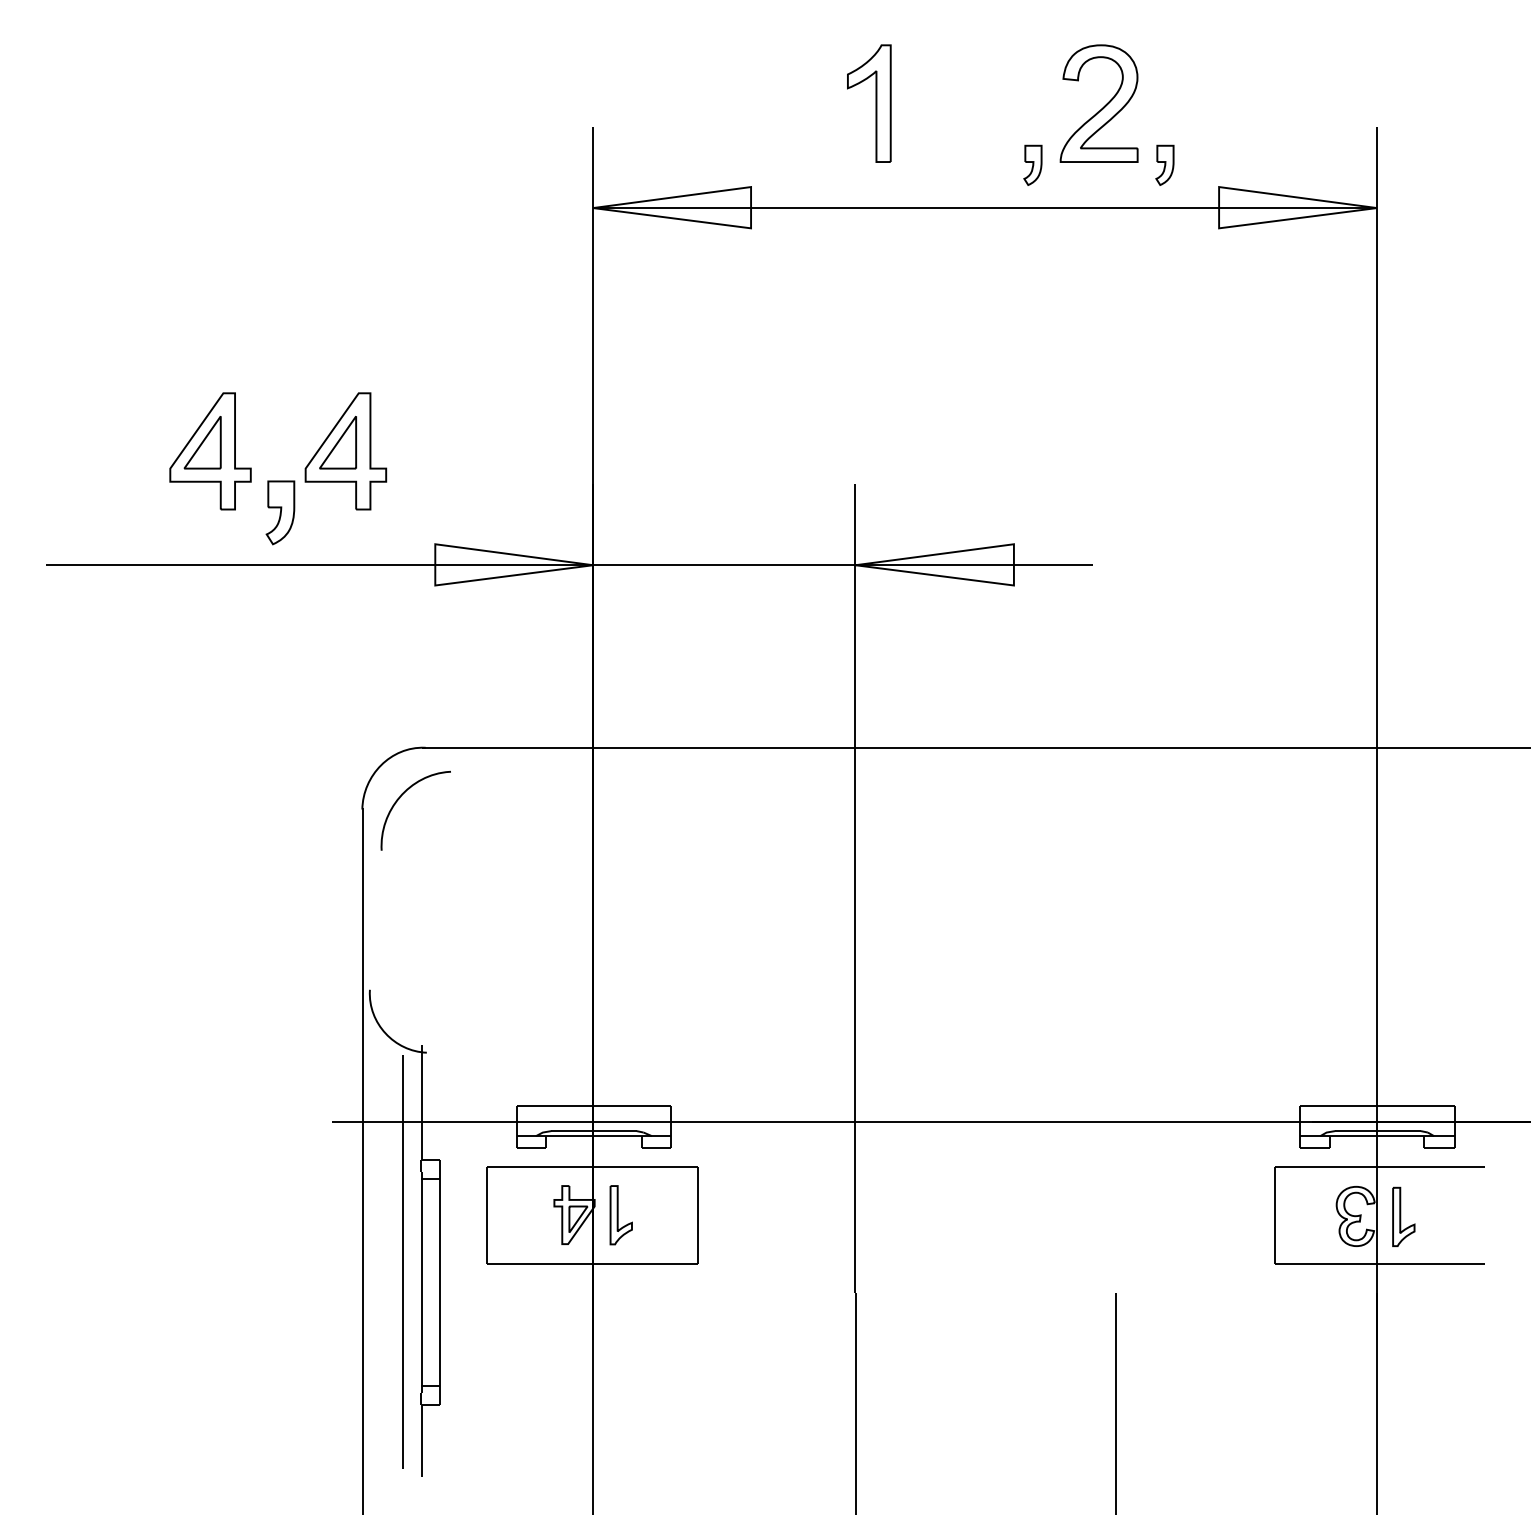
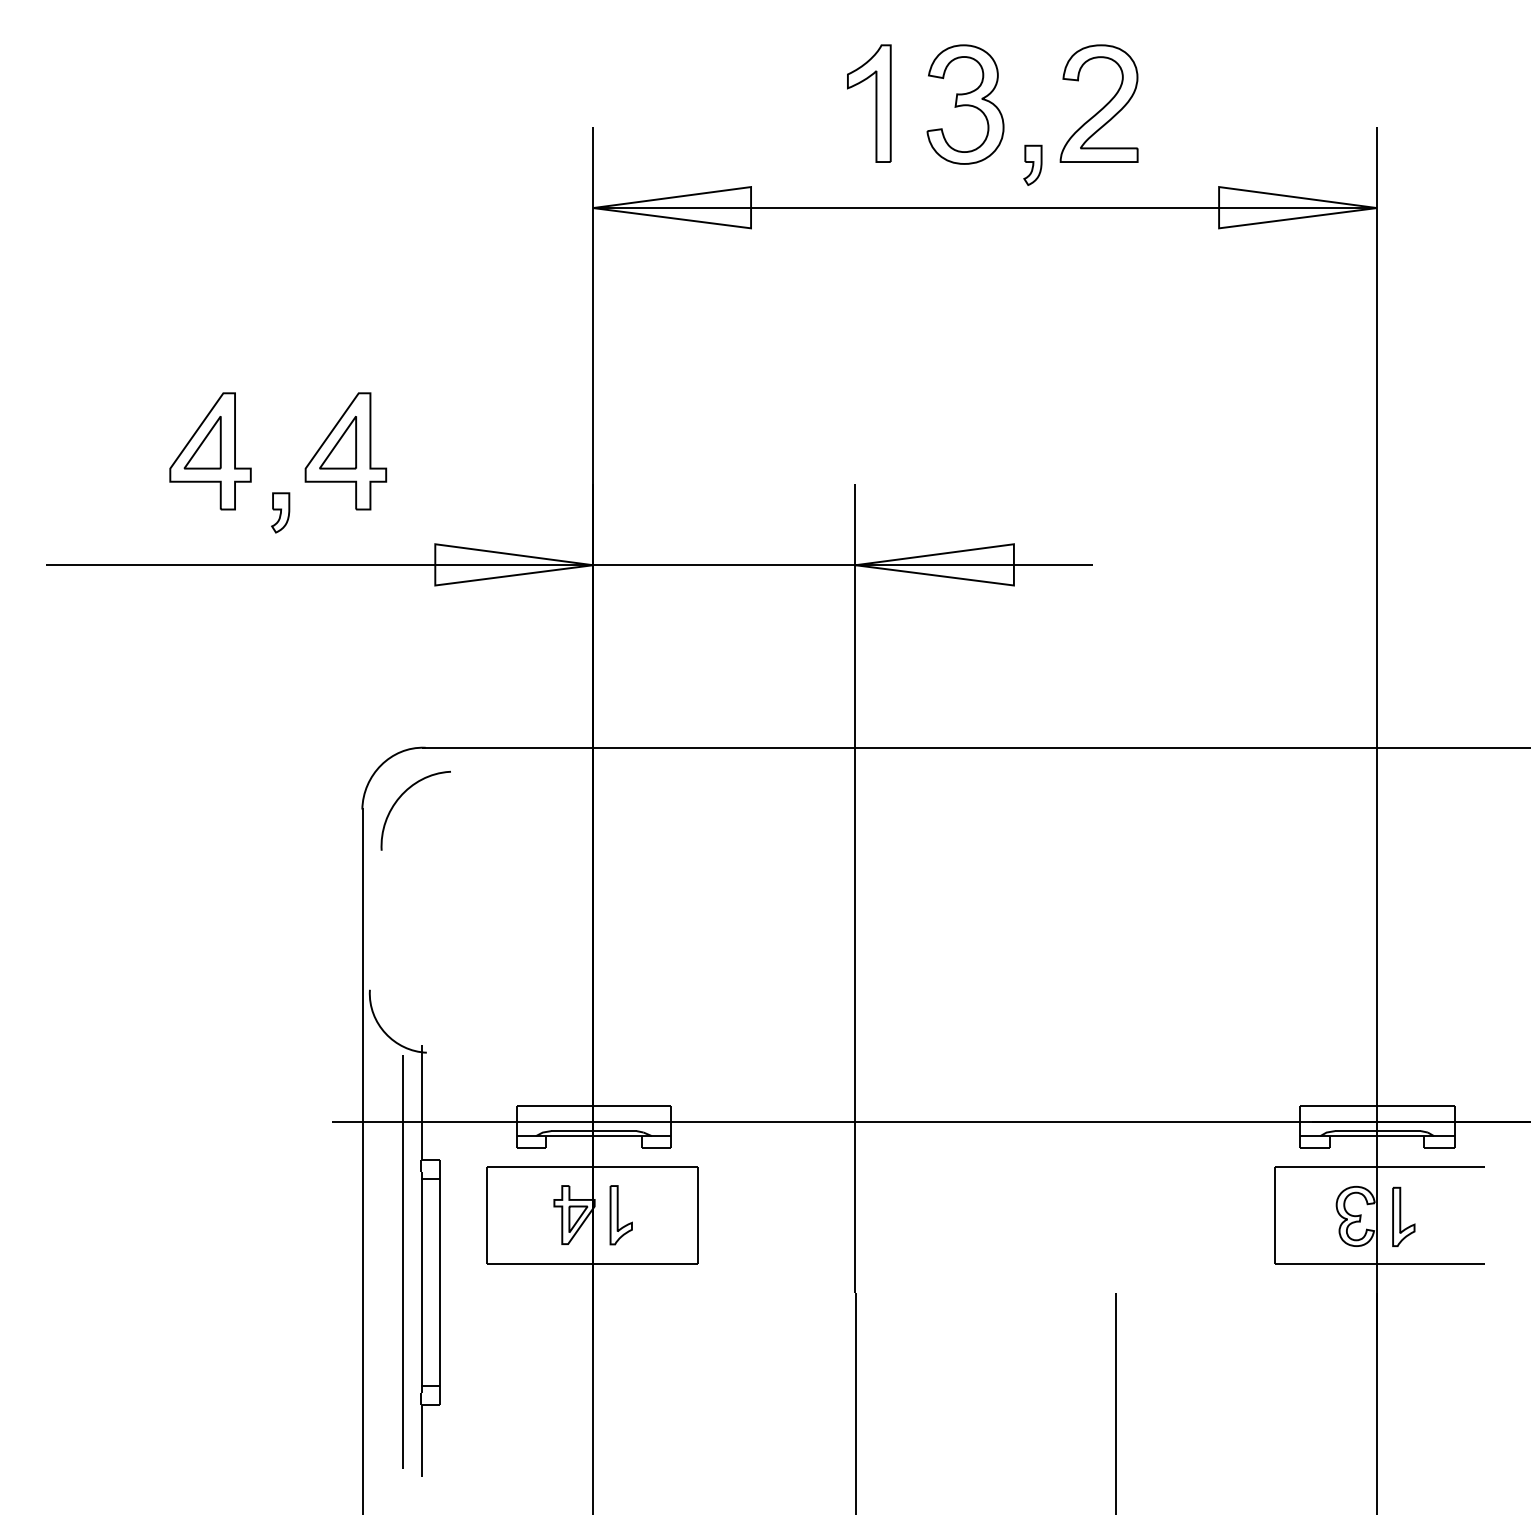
part: none -> present (965, 104)
part: present -> none (1164, 164)
part size: 31x66 px -> 20x42 px (280, 512)
